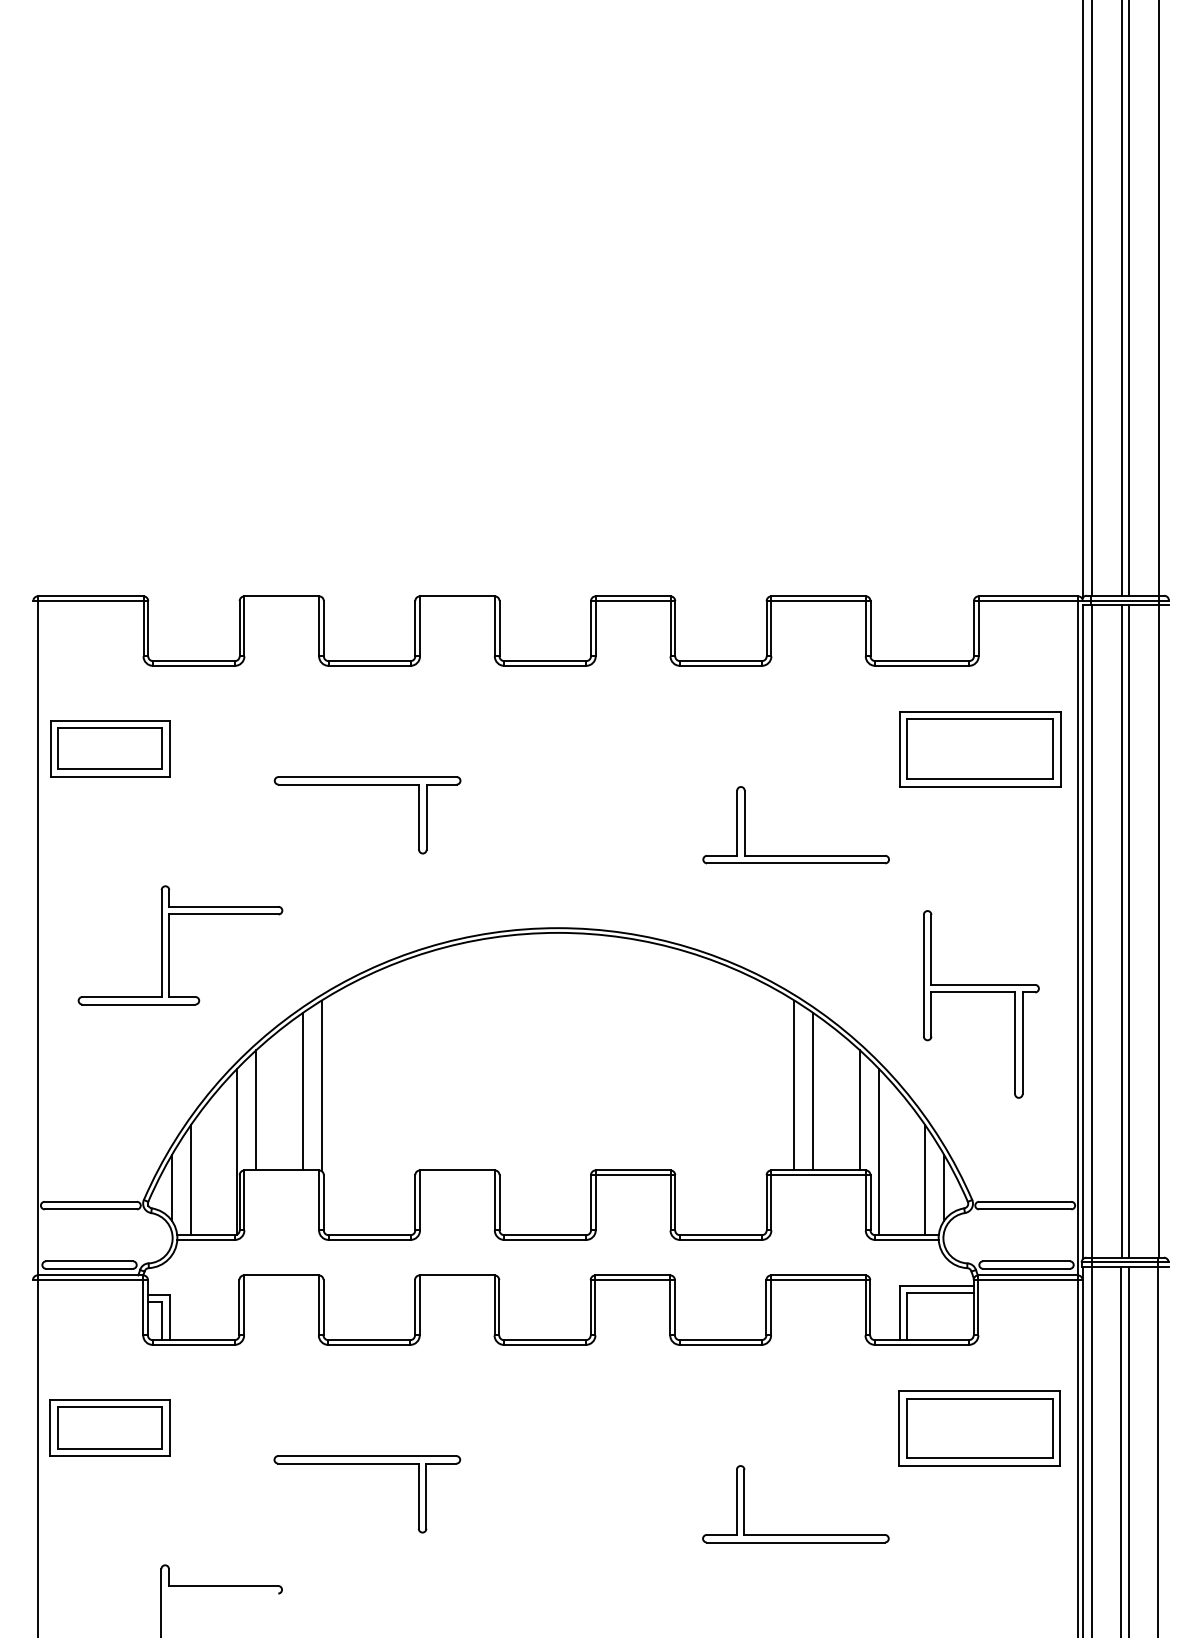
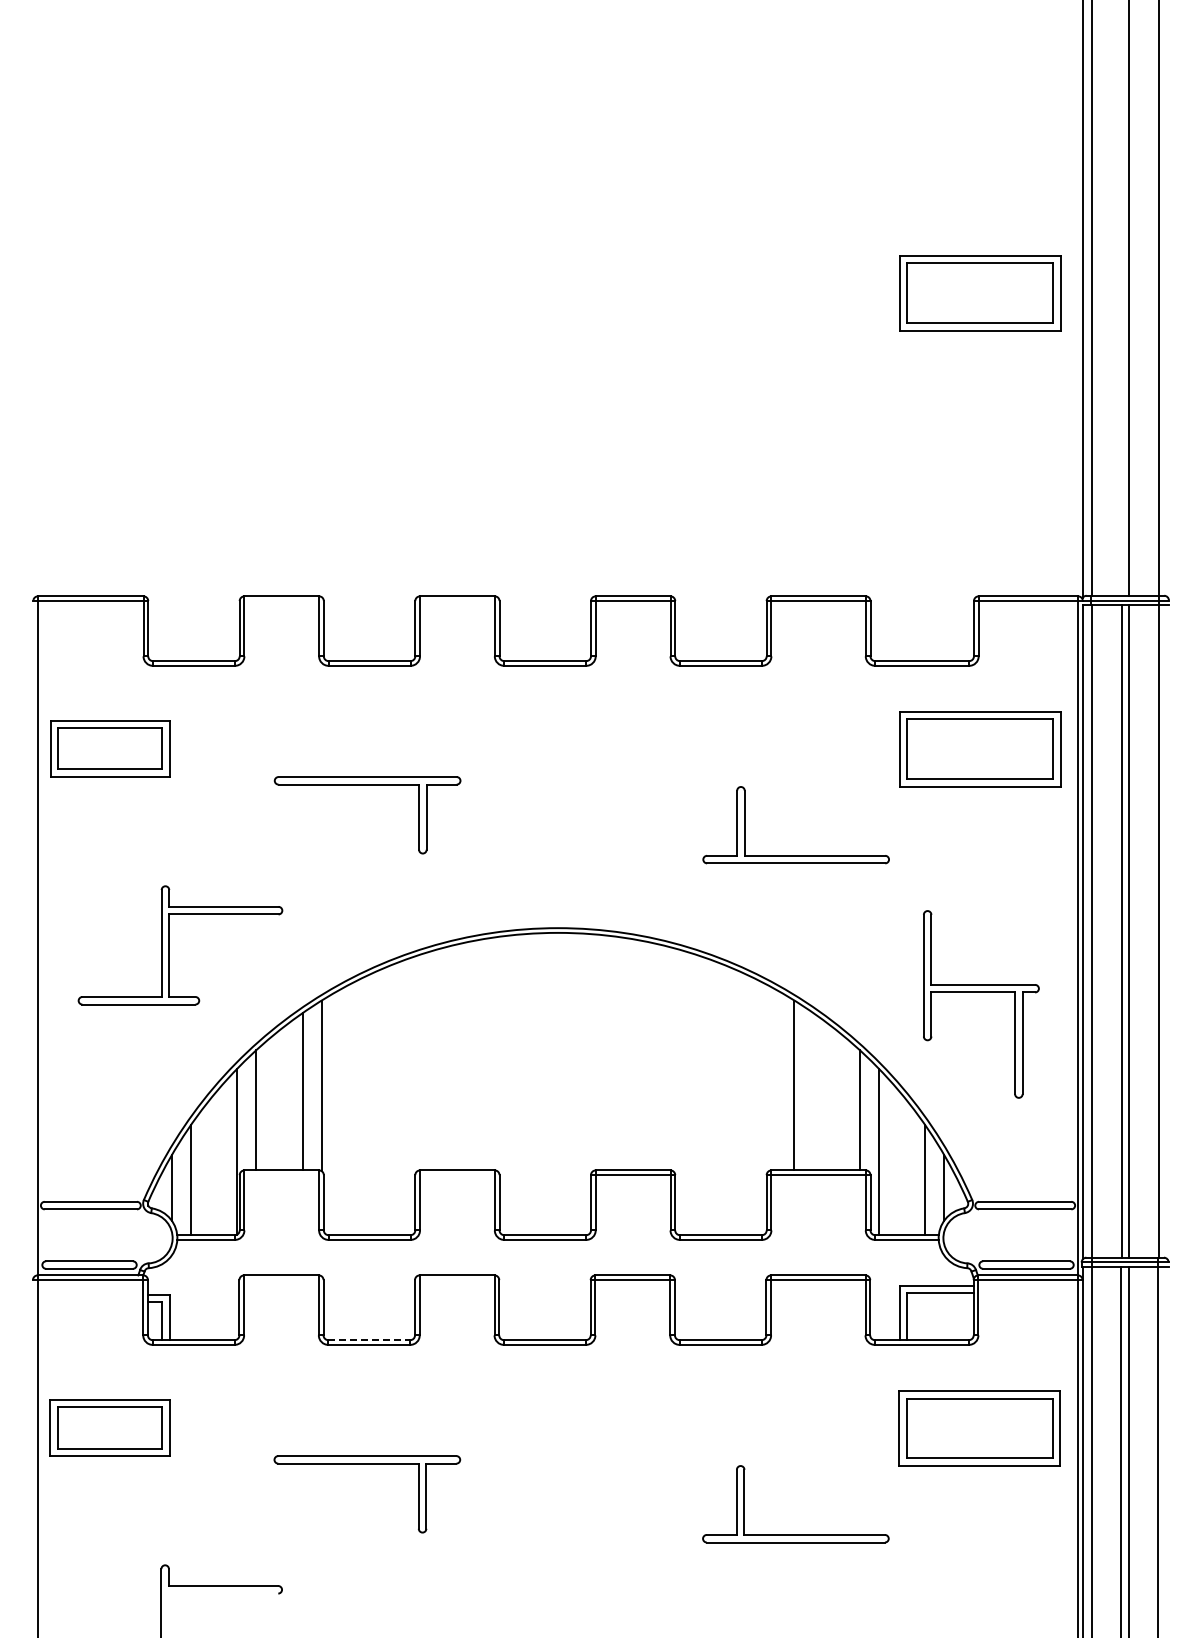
part: none -> present (980, 293)
line: present -> none (1121, 298)
line: present -> none (813, 1091)
line: solid -> dashed (369, 1340)
